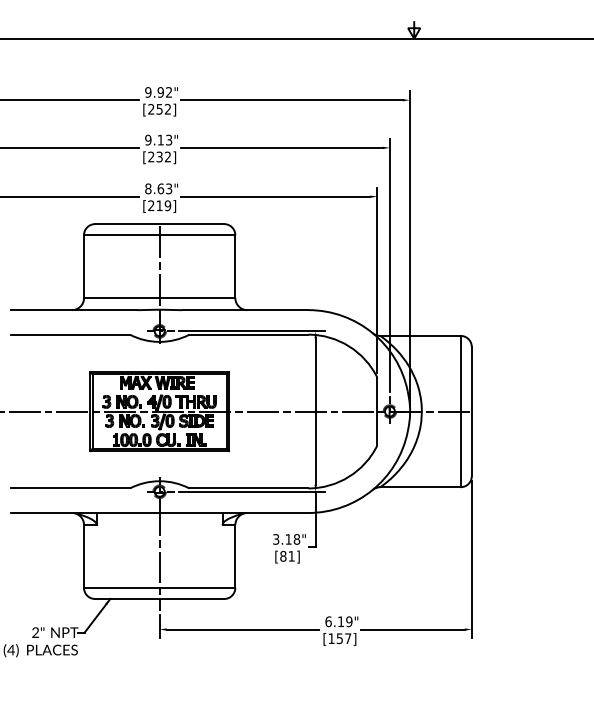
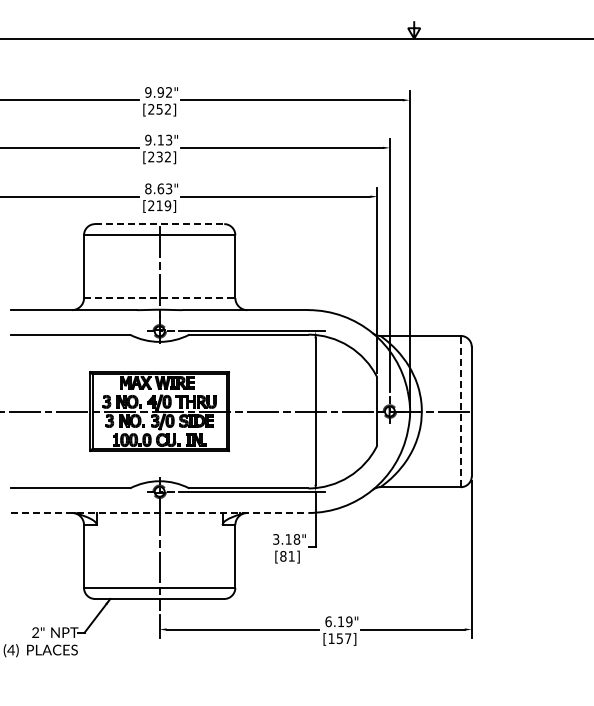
line: solid -> dashed (159, 224)
line: solid -> dashed (159, 298)
line: solid -> dashed (460, 411)
line: solid -> dashed (159, 513)
